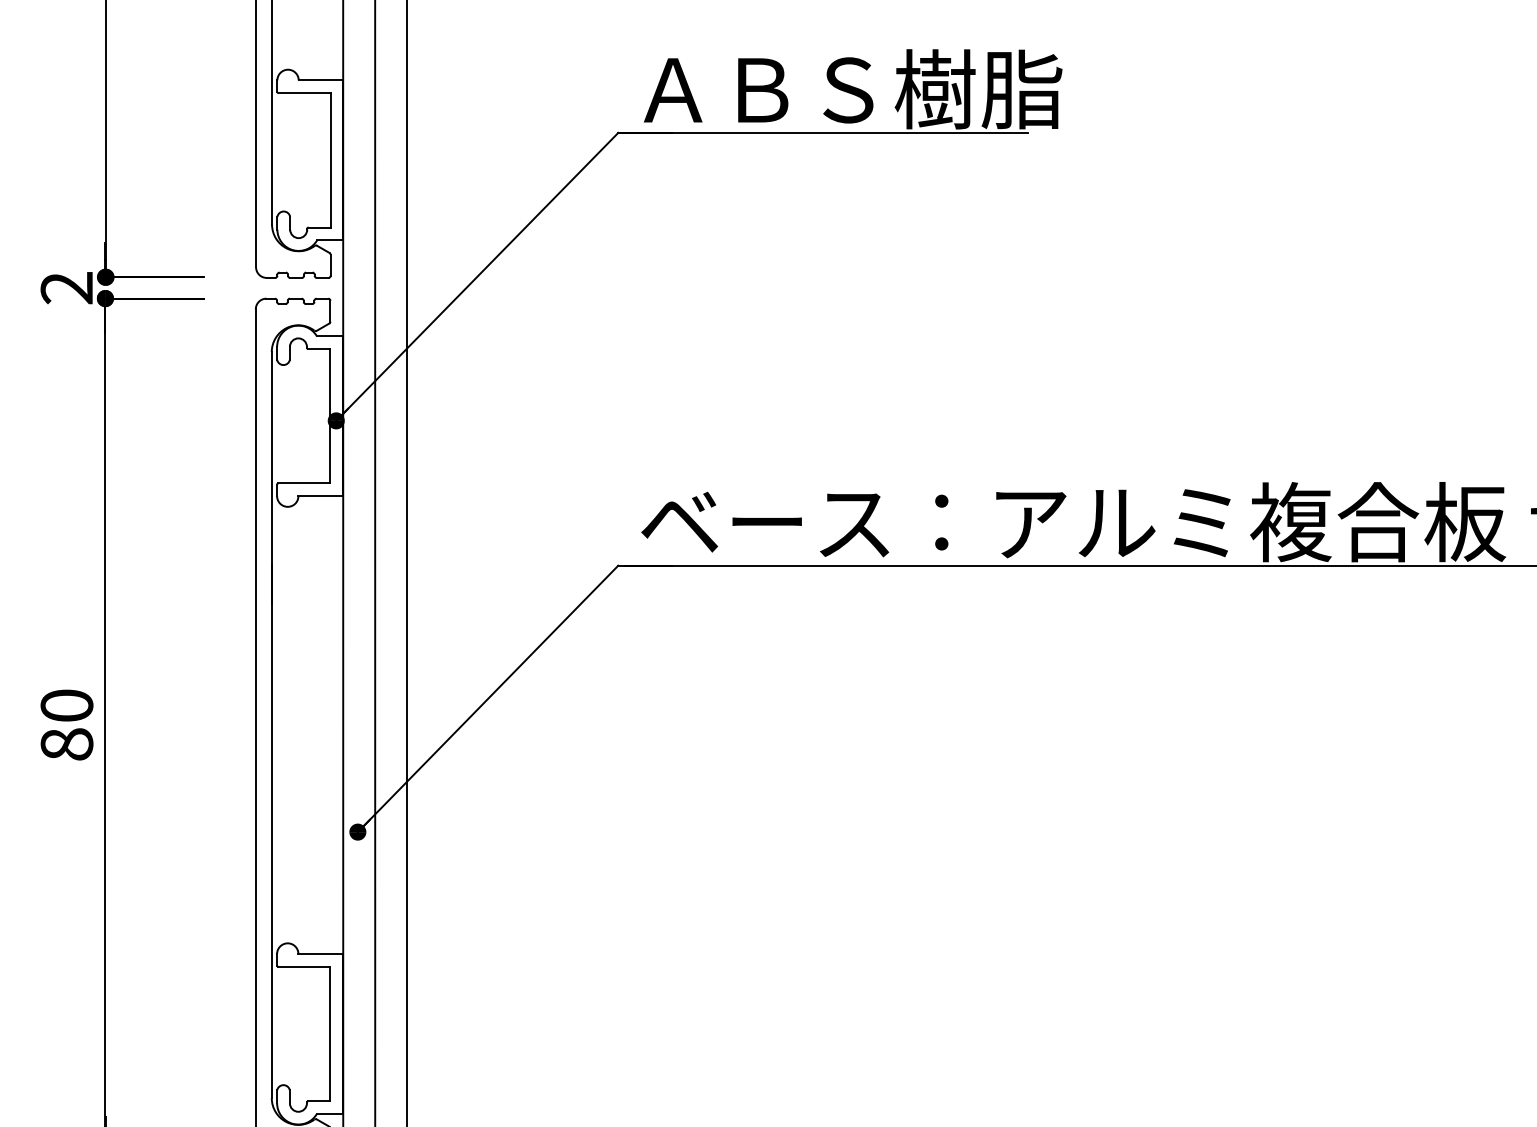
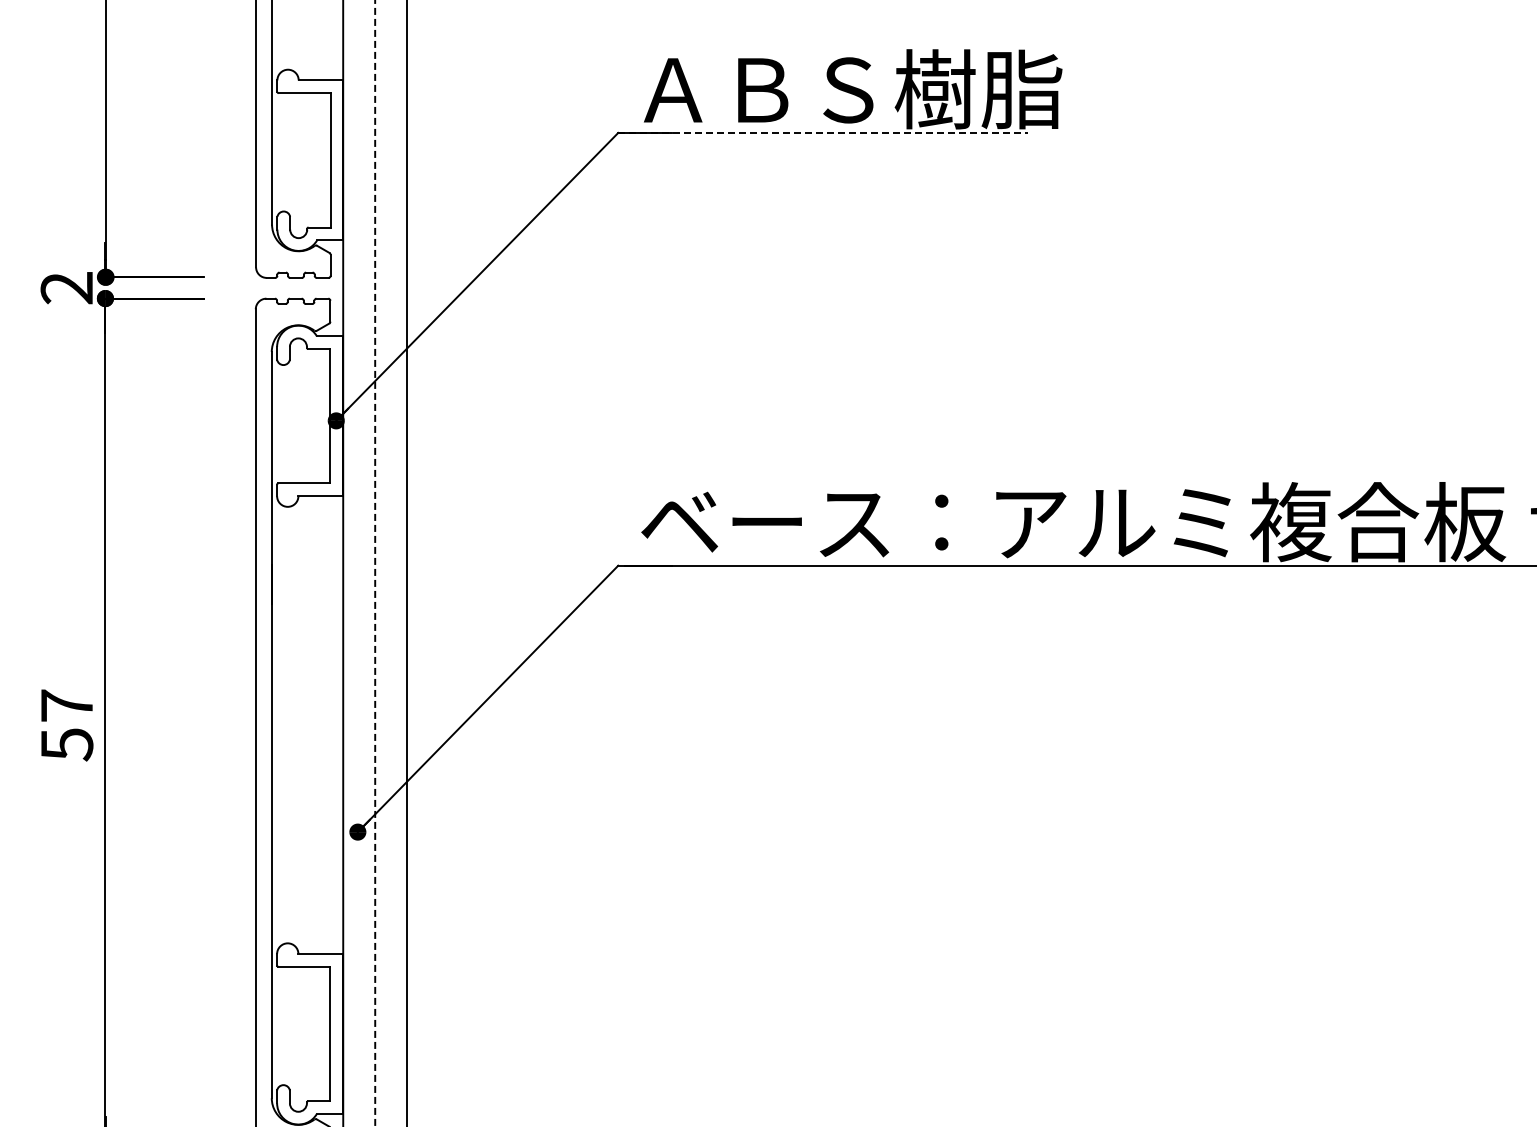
line: solid -> dashed (823, 132)
line: solid -> dashed (375, 563)
text: 80 -> 57 (66, 725)
